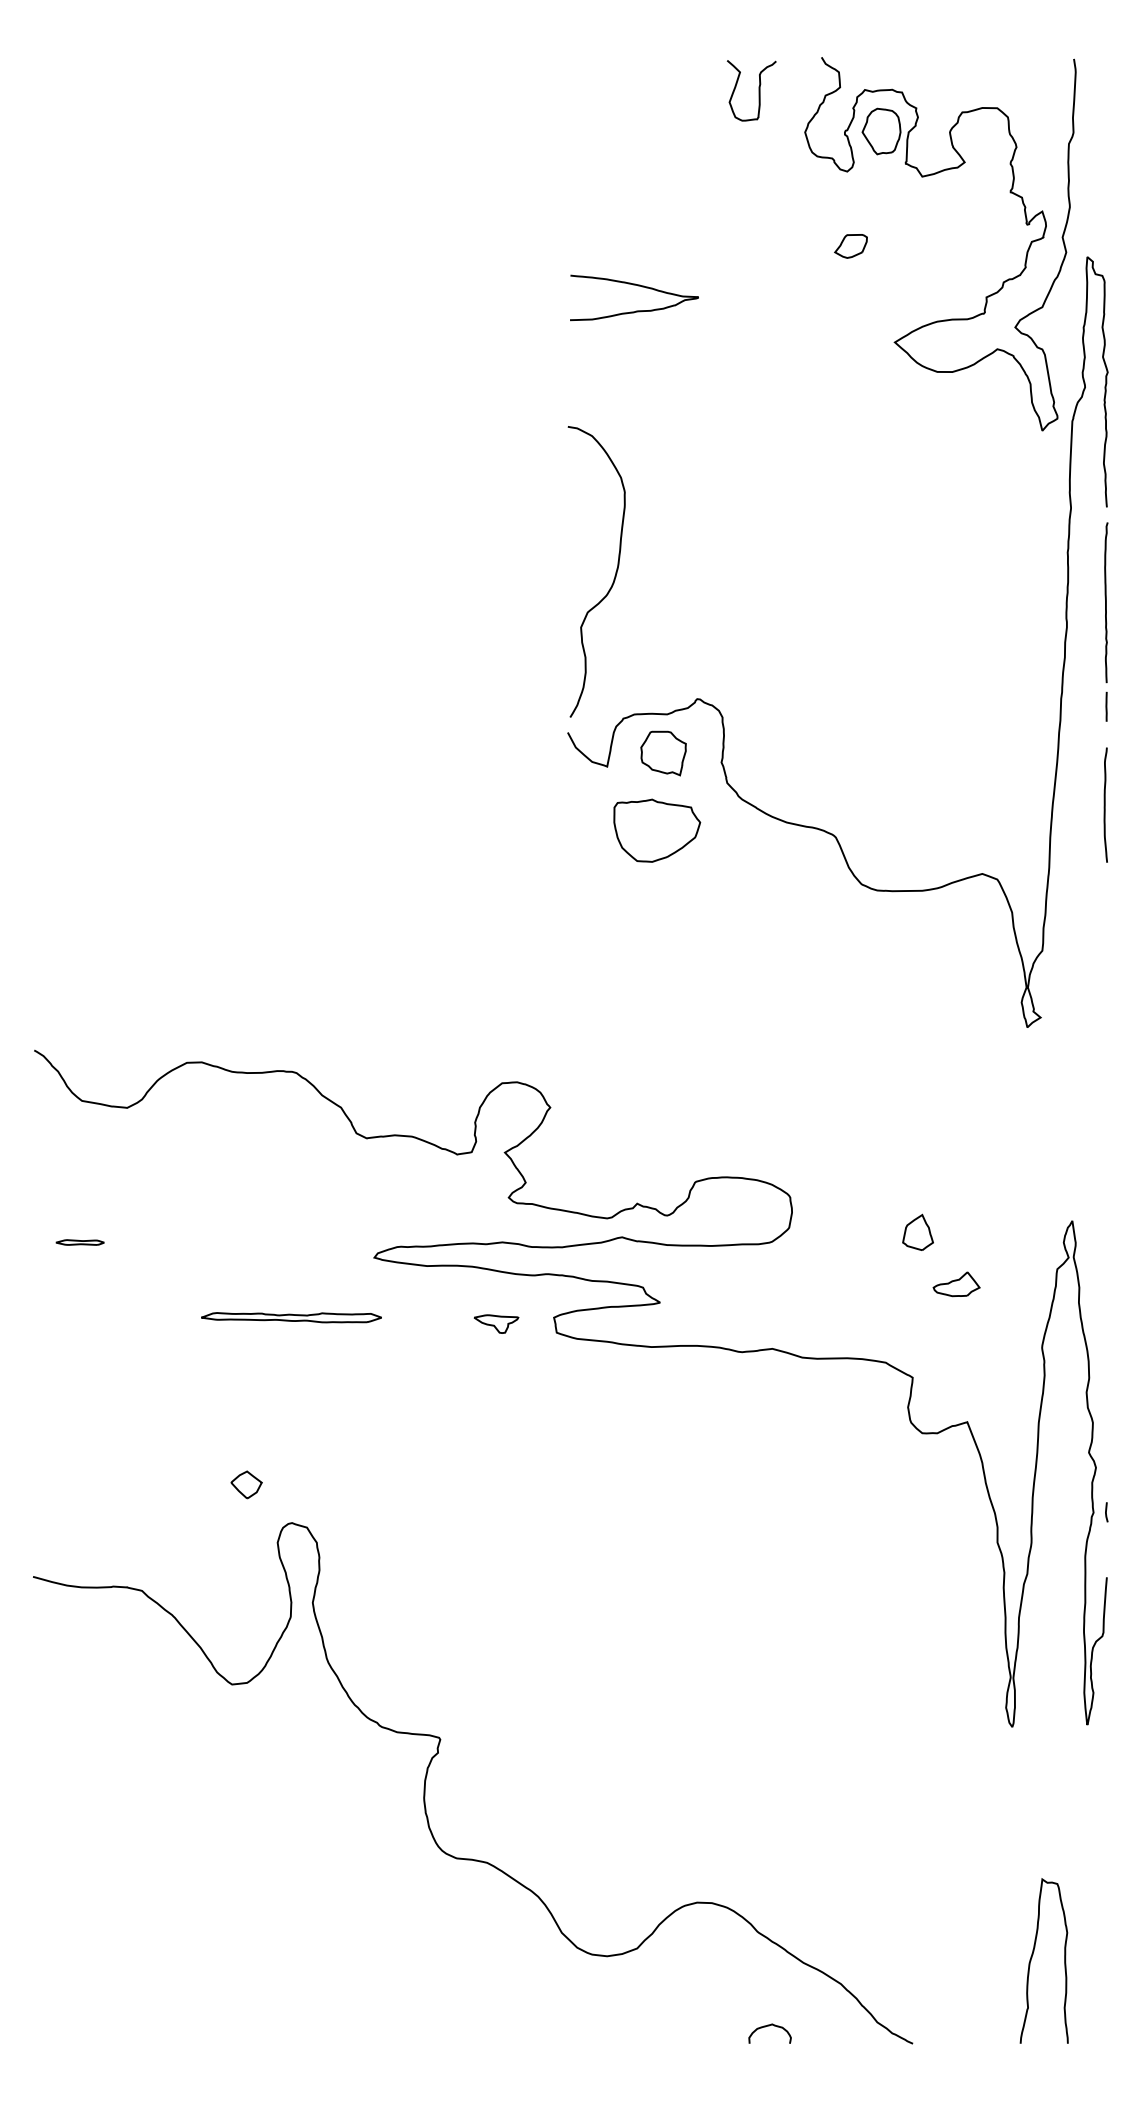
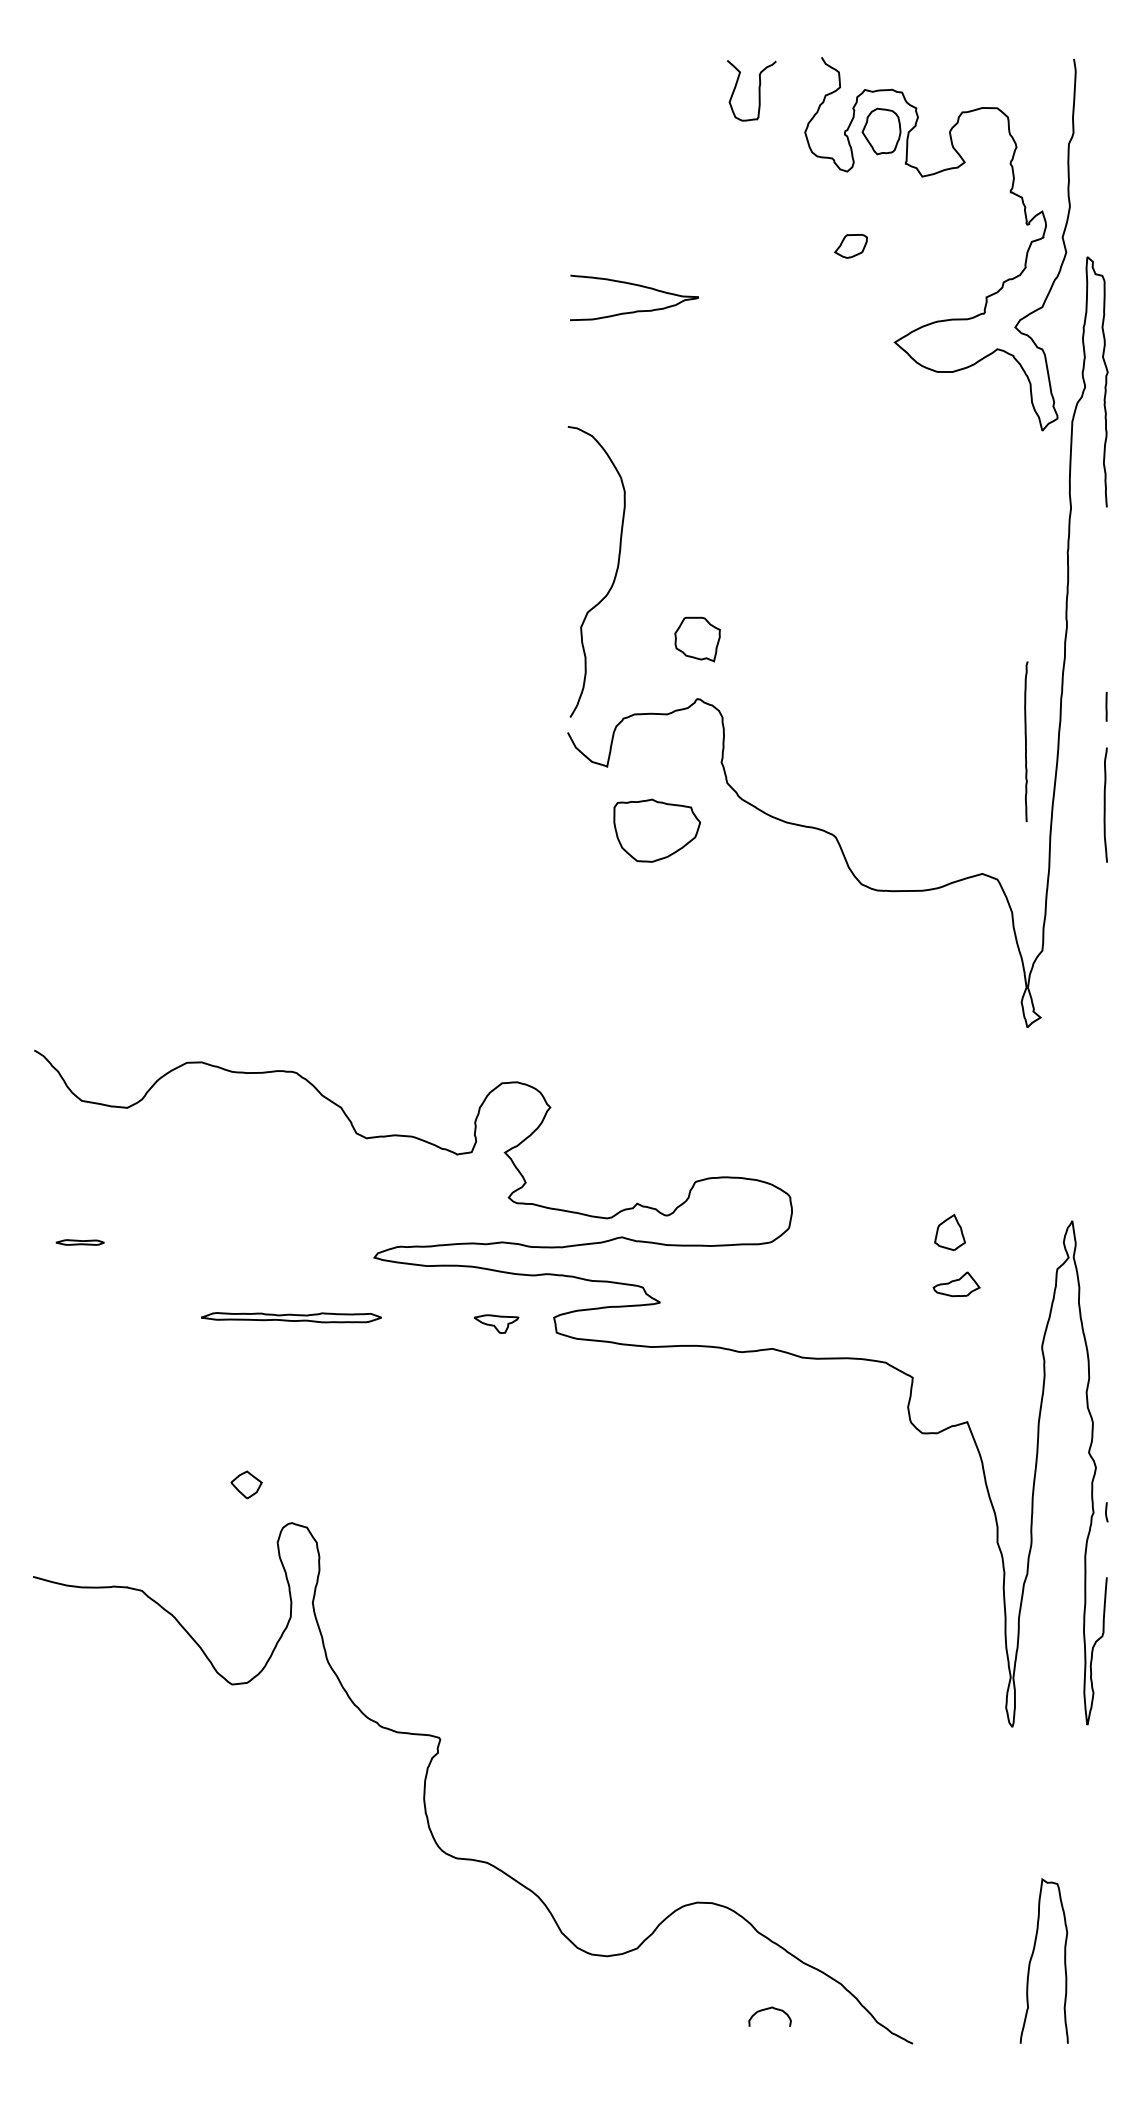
curve position: (1106, 602) -> (1026, 741) (1026, 741)
part position: (663, 753) -> (697, 639) (697, 639)
part position: (917, 1231) -> (949, 1231) (949, 1231)
curve position: (769, 2026) -> (769, 2009) (769, 2009)
